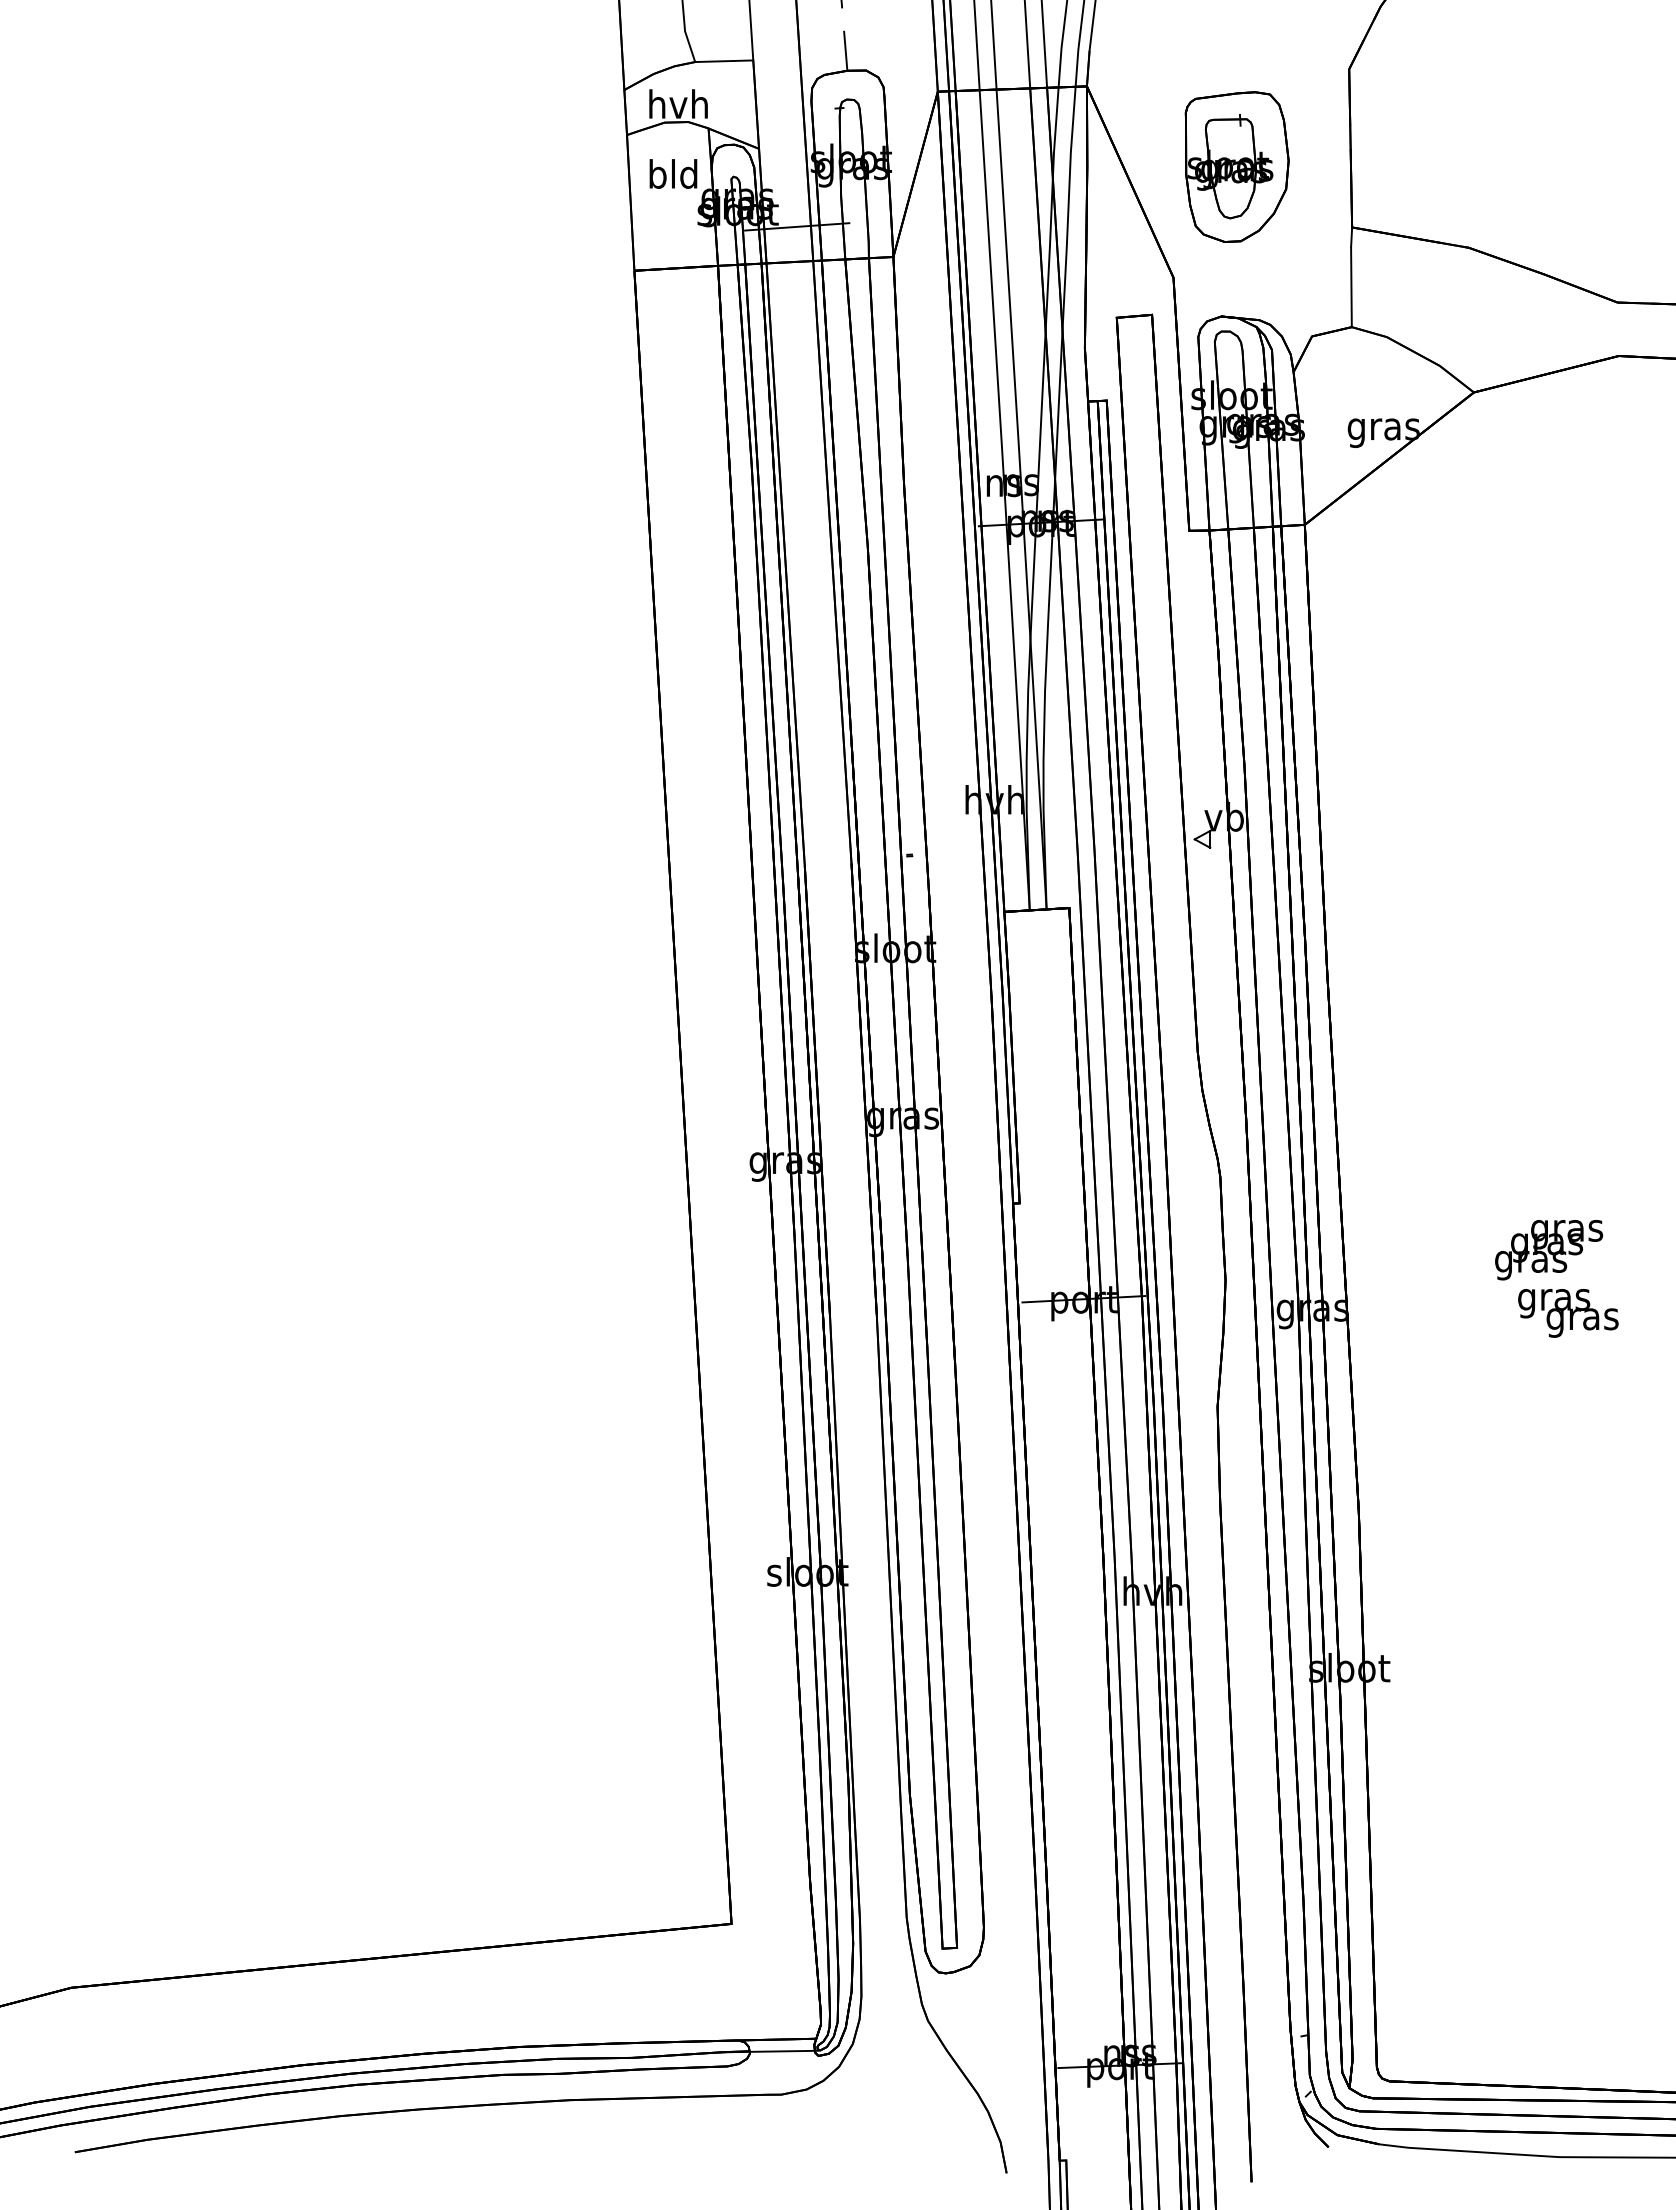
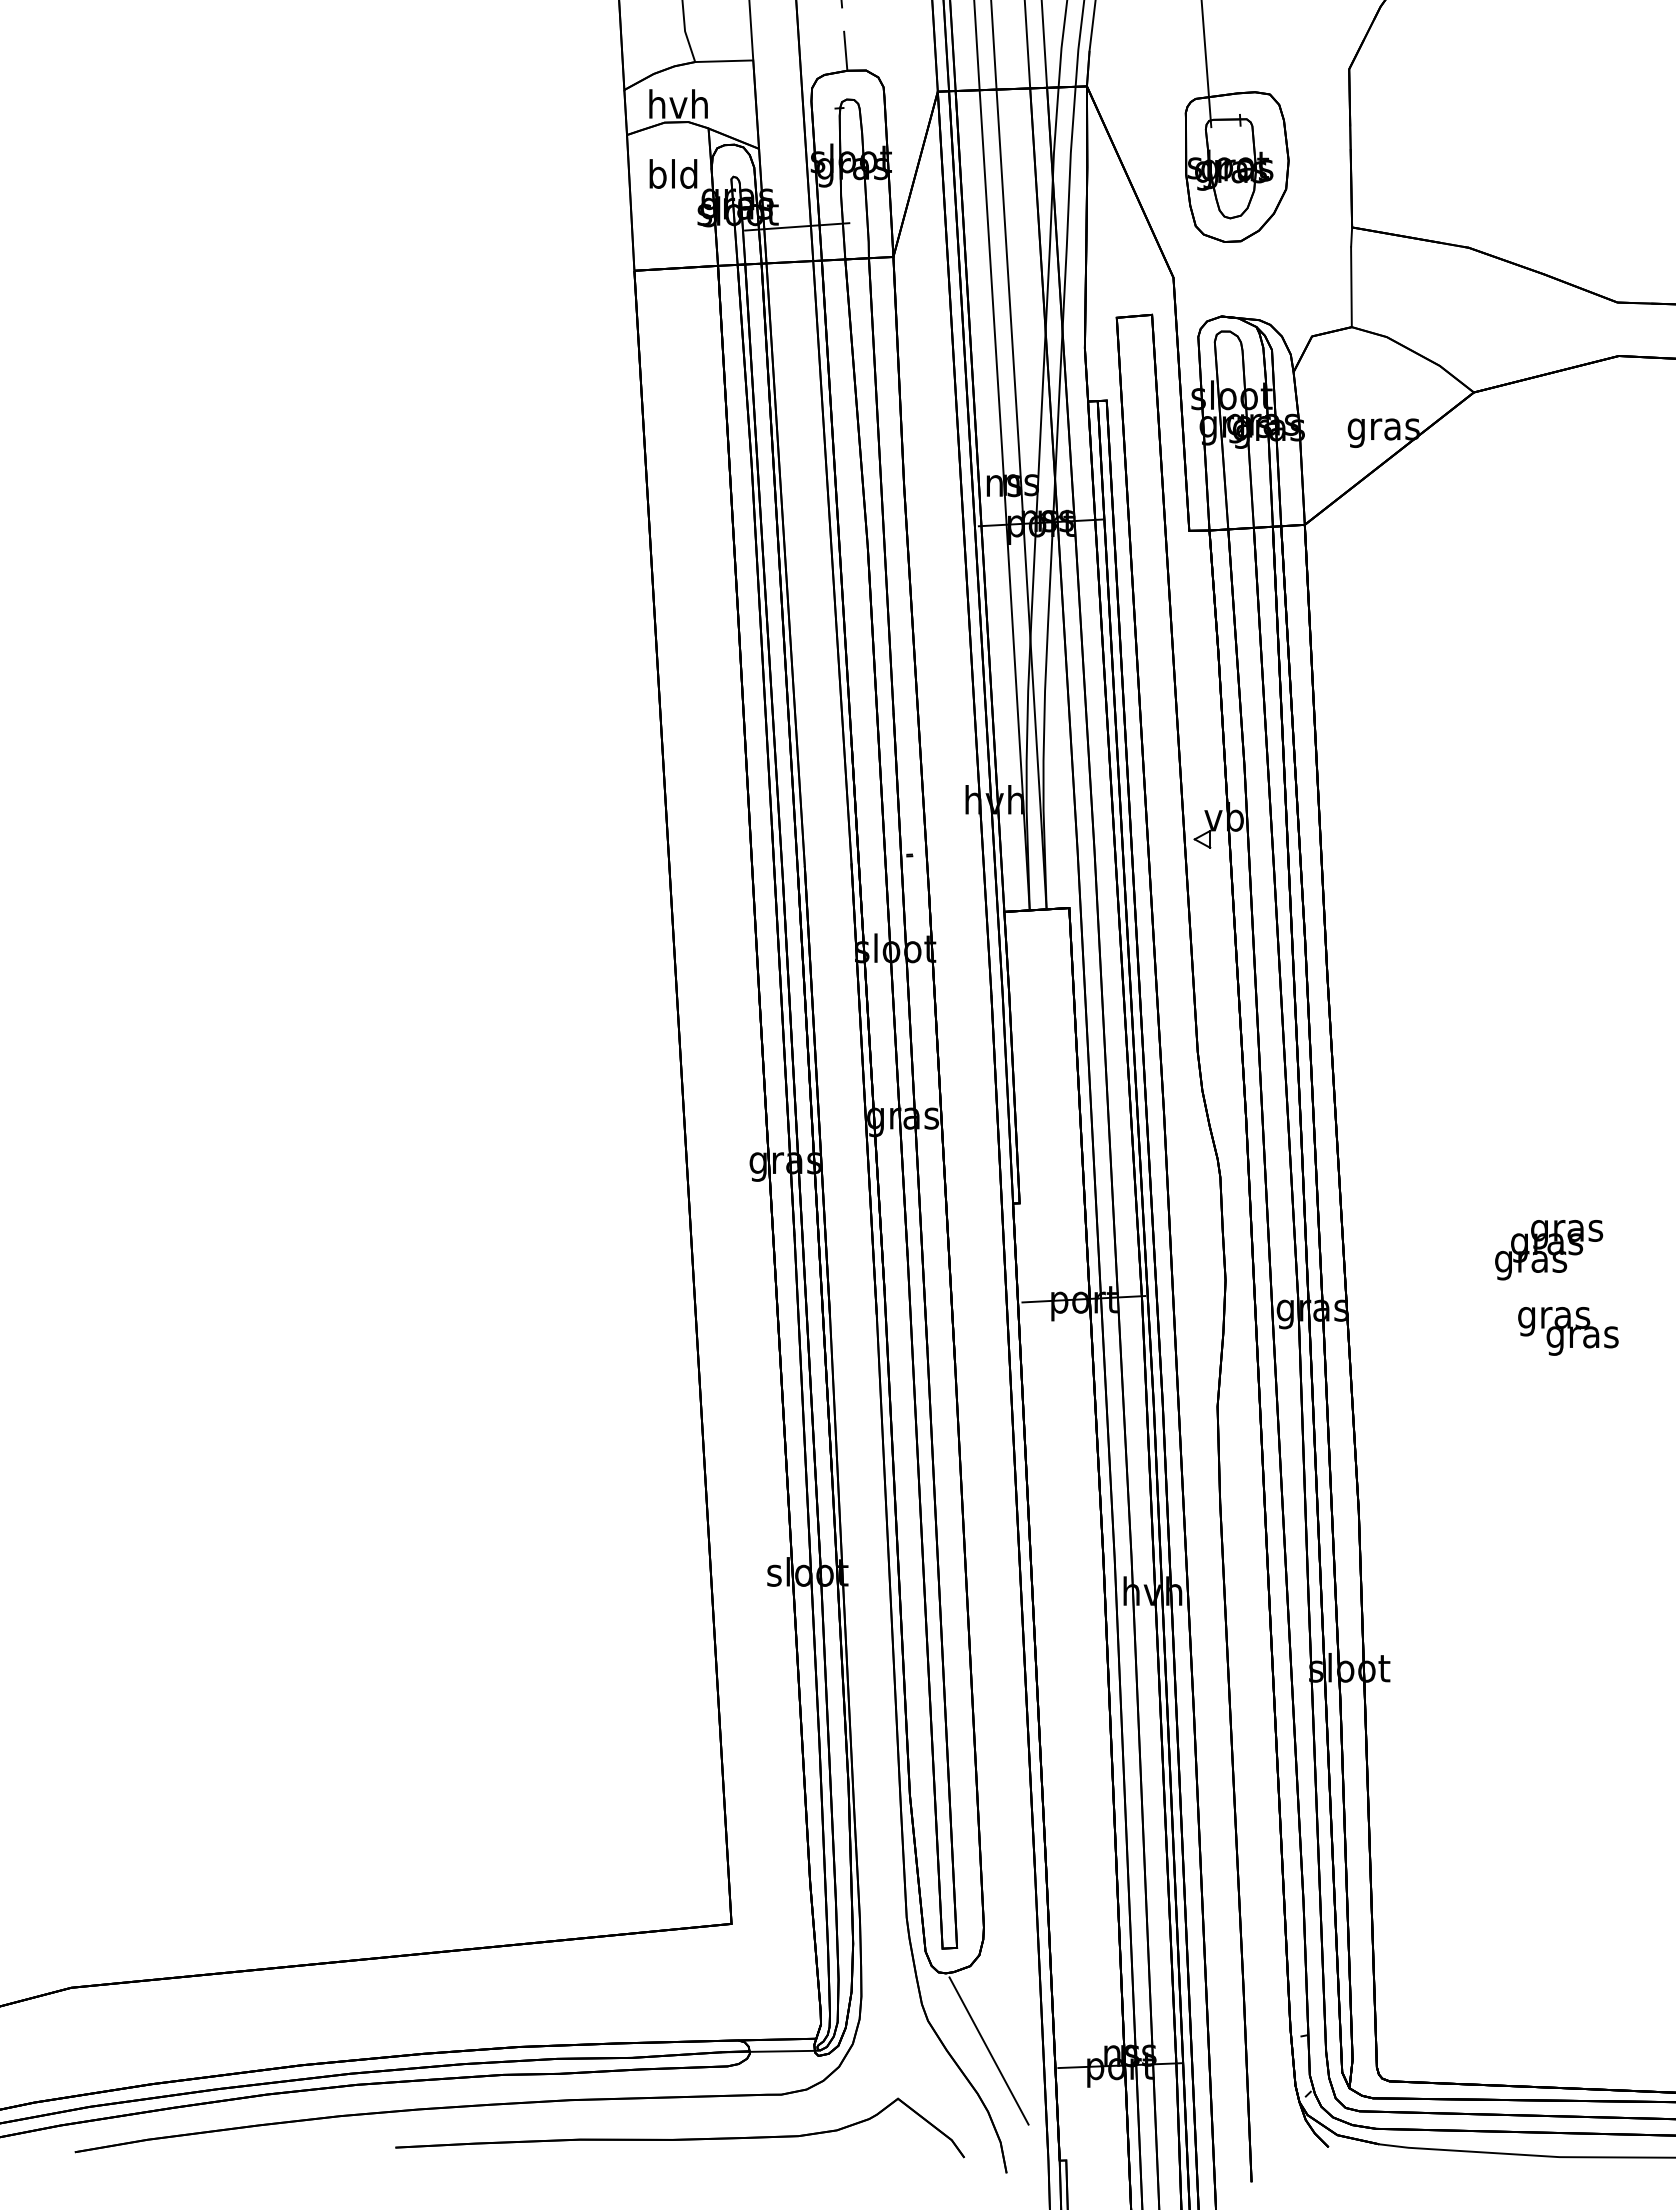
line: none -> present (1206, 64)
text position: (1568, 1313) -> (1568, 1331) (1568, 1331)
line: none -> present (988, 2050)
part: none -> present (679, 2138)
